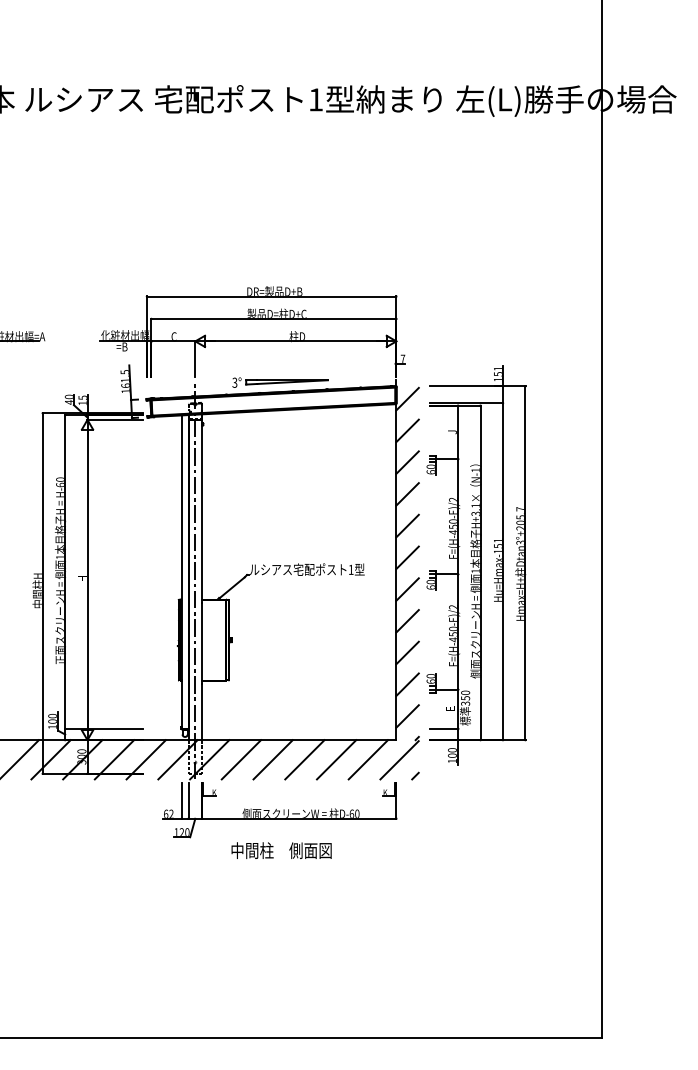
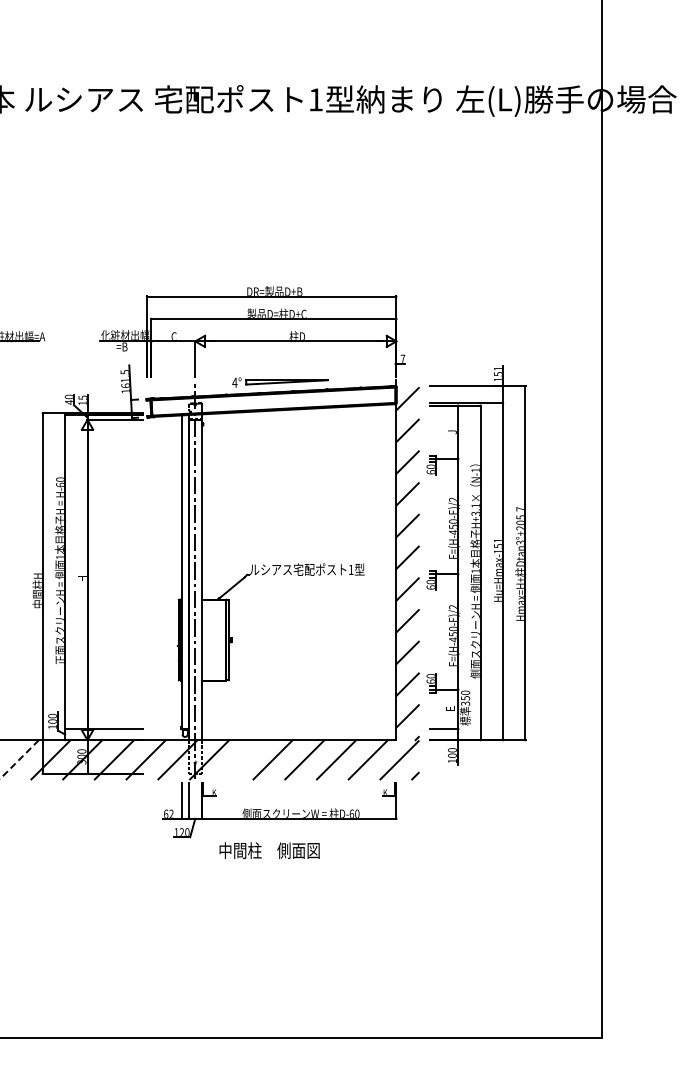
text: 3° -> 4° (234, 382)
line: solid -> dashed (19, 759)
line: present -> none (241, 759)
text position: (281, 850) -> (269, 850) (269, 850)
